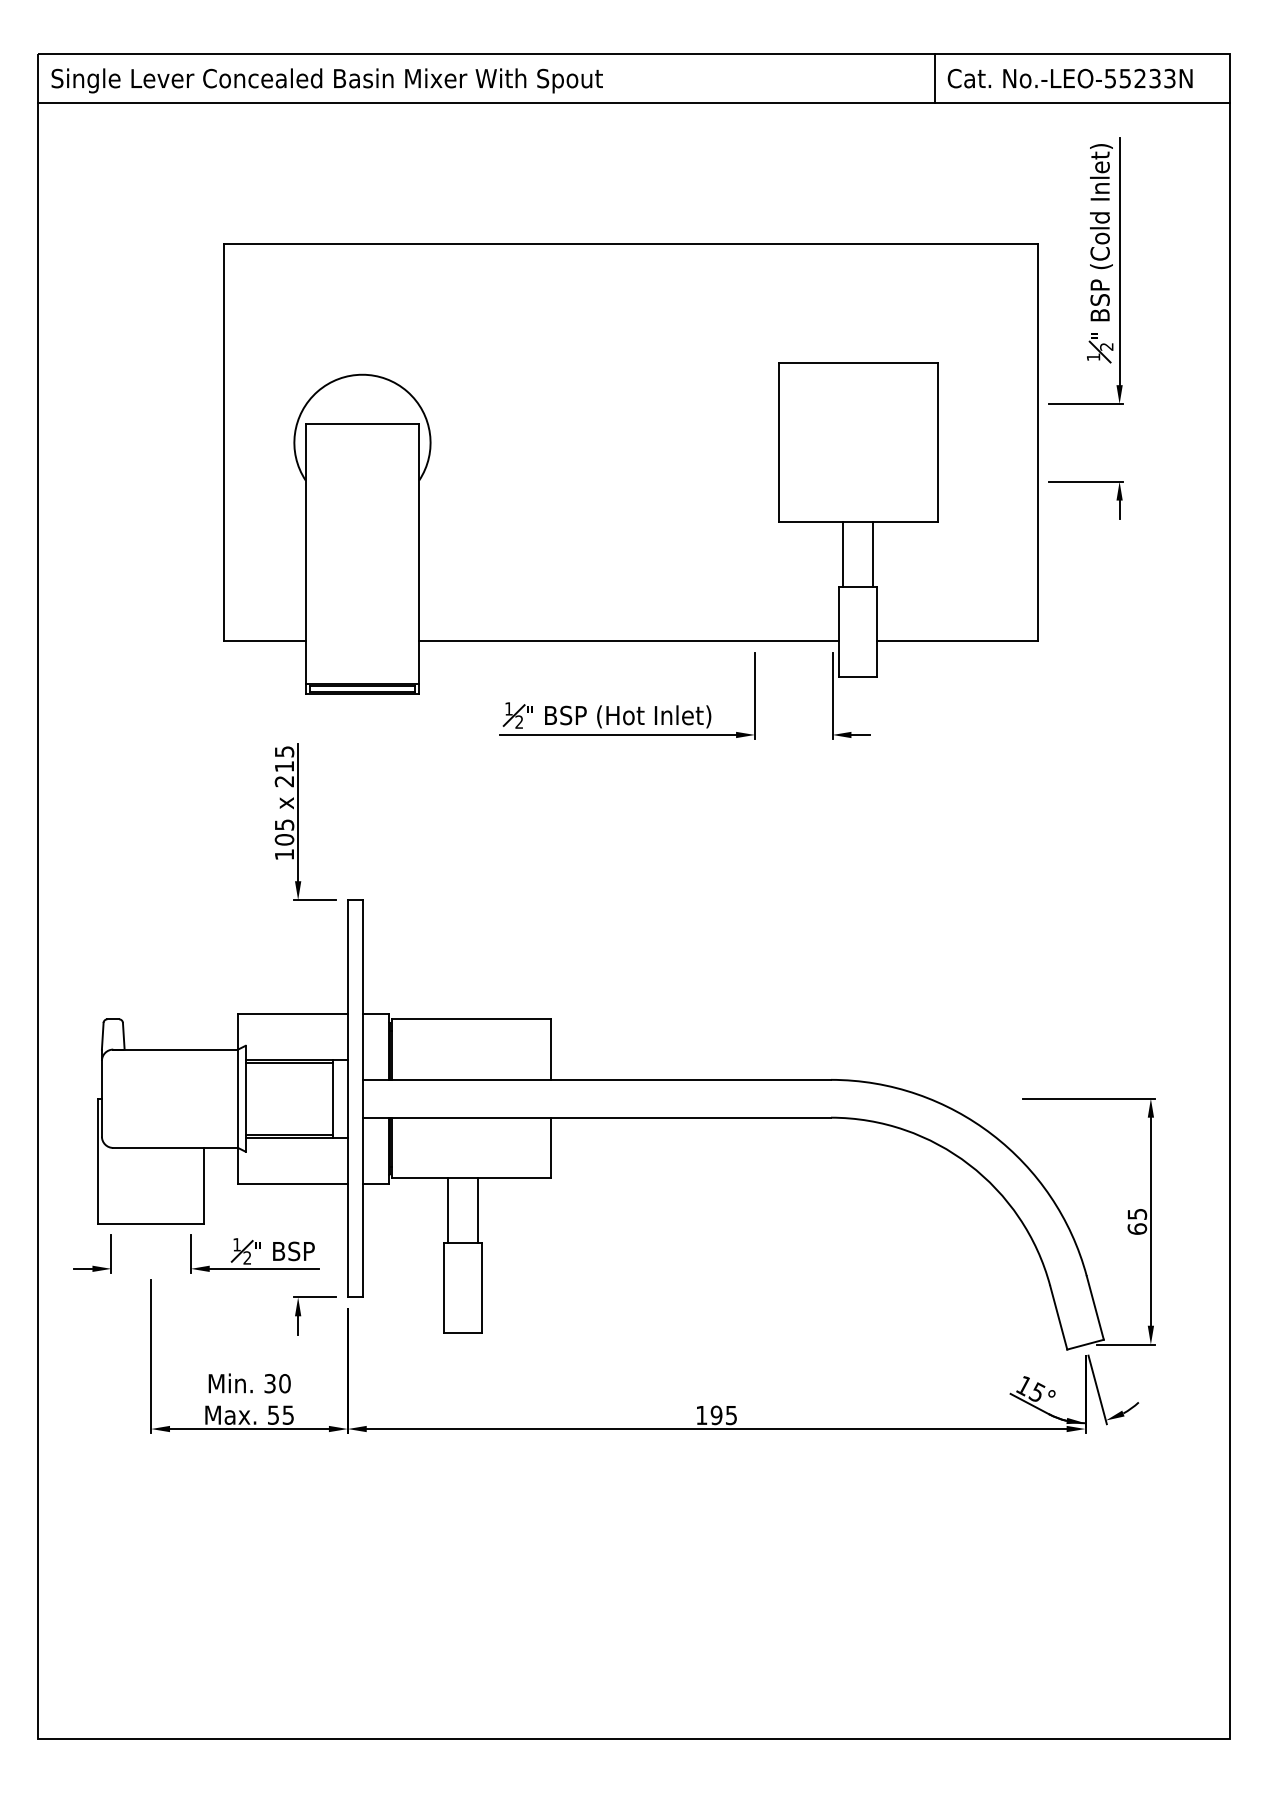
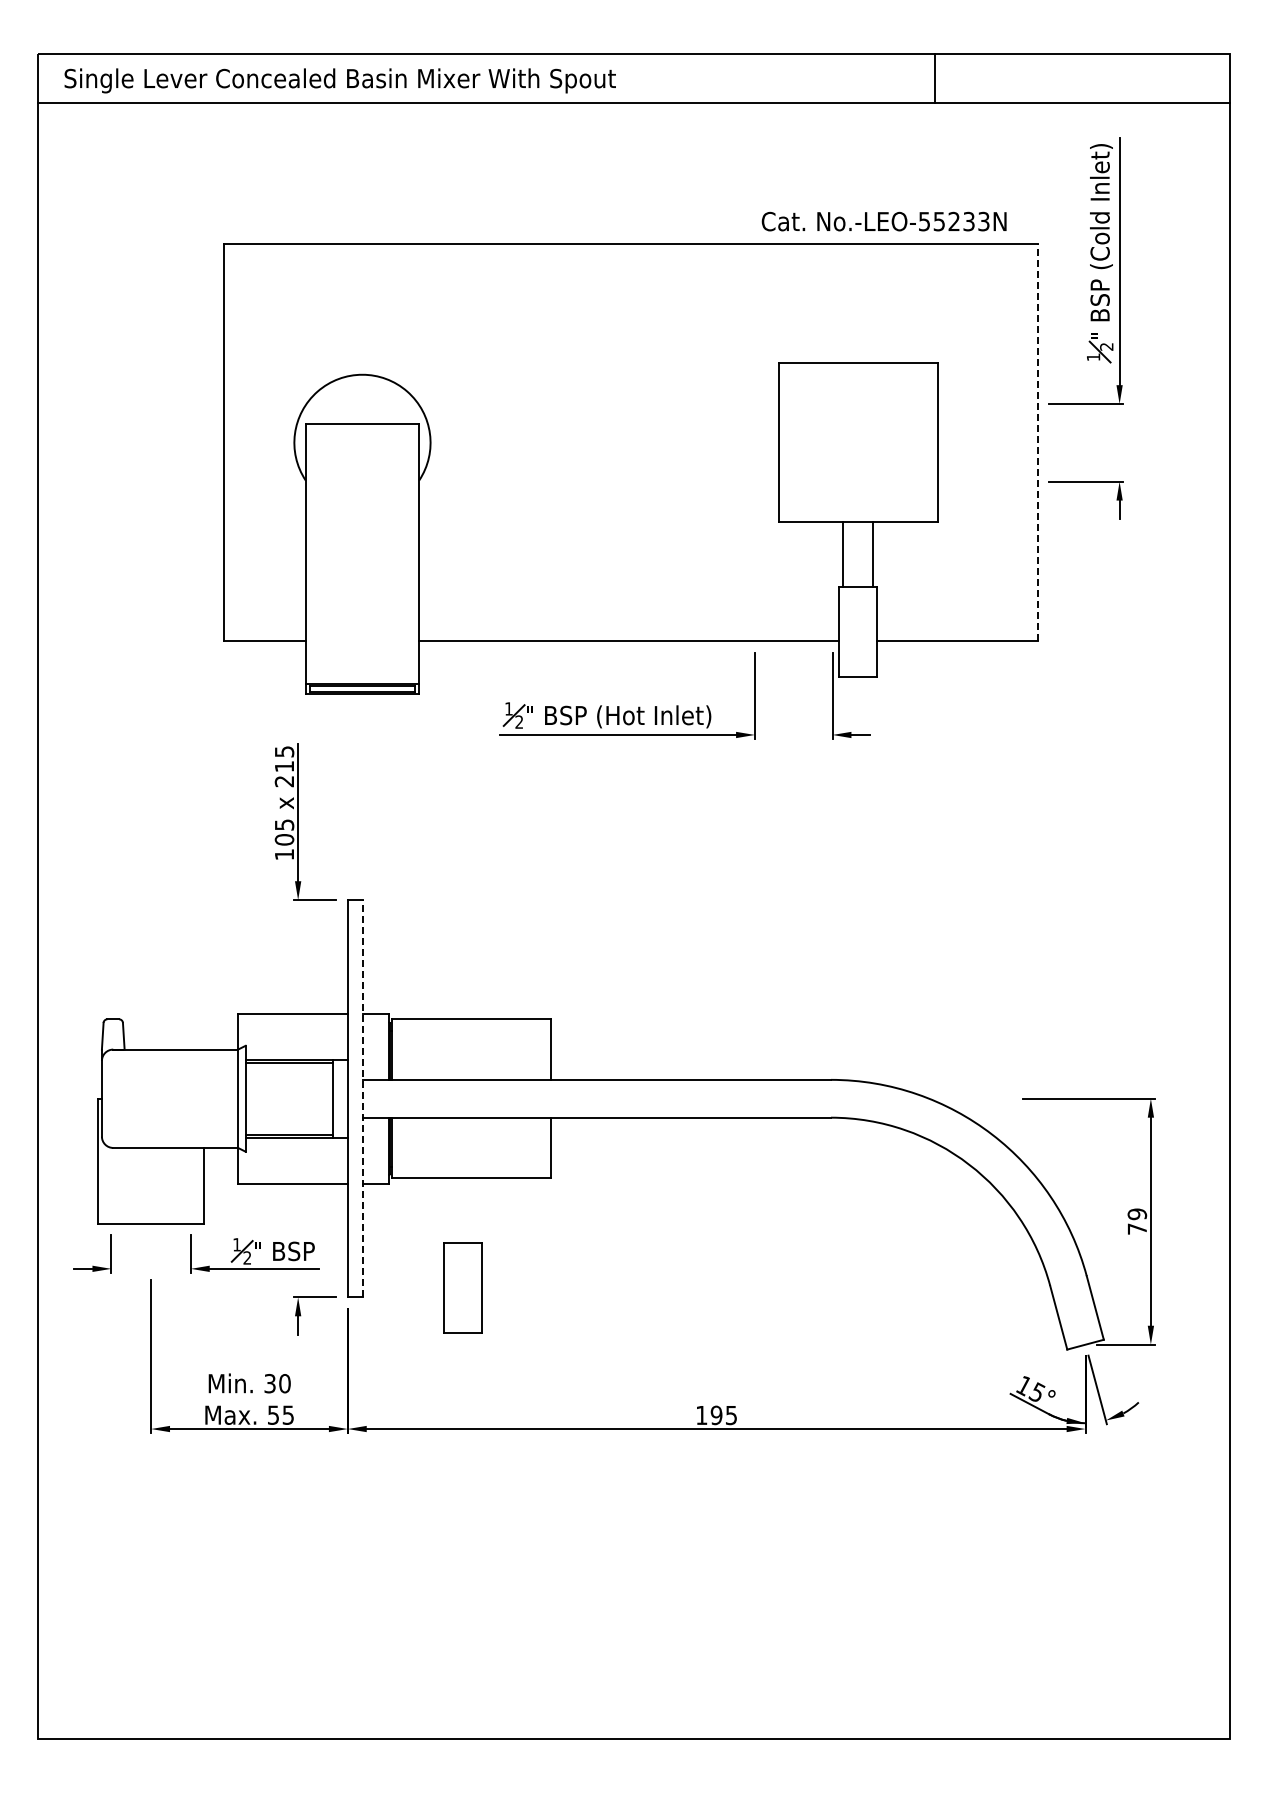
text position: (1069, 78) -> (883, 221) (883, 221)
text position: (326, 80) -> (339, 80) (339, 80)
line: solid -> dashed (1037, 442)
line: solid -> dashed (362, 1098)
line: present -> none (447, 1210)
line: present -> none (478, 1210)
text: 65 -> 79 (1137, 1221)
